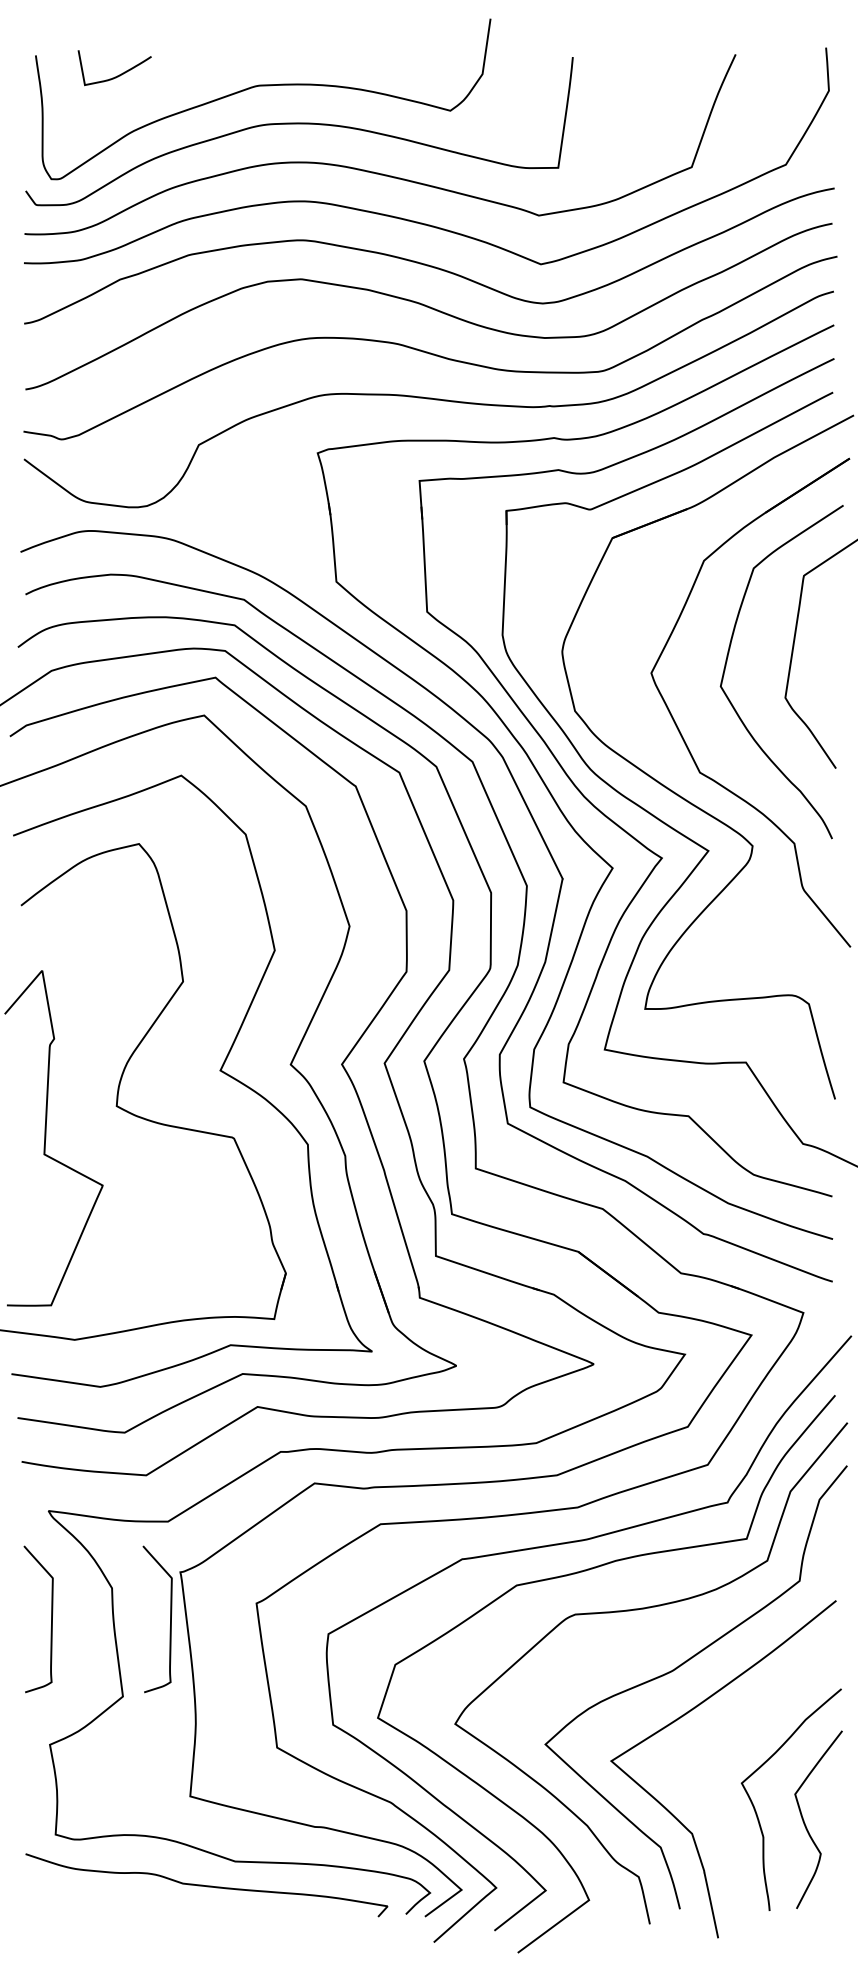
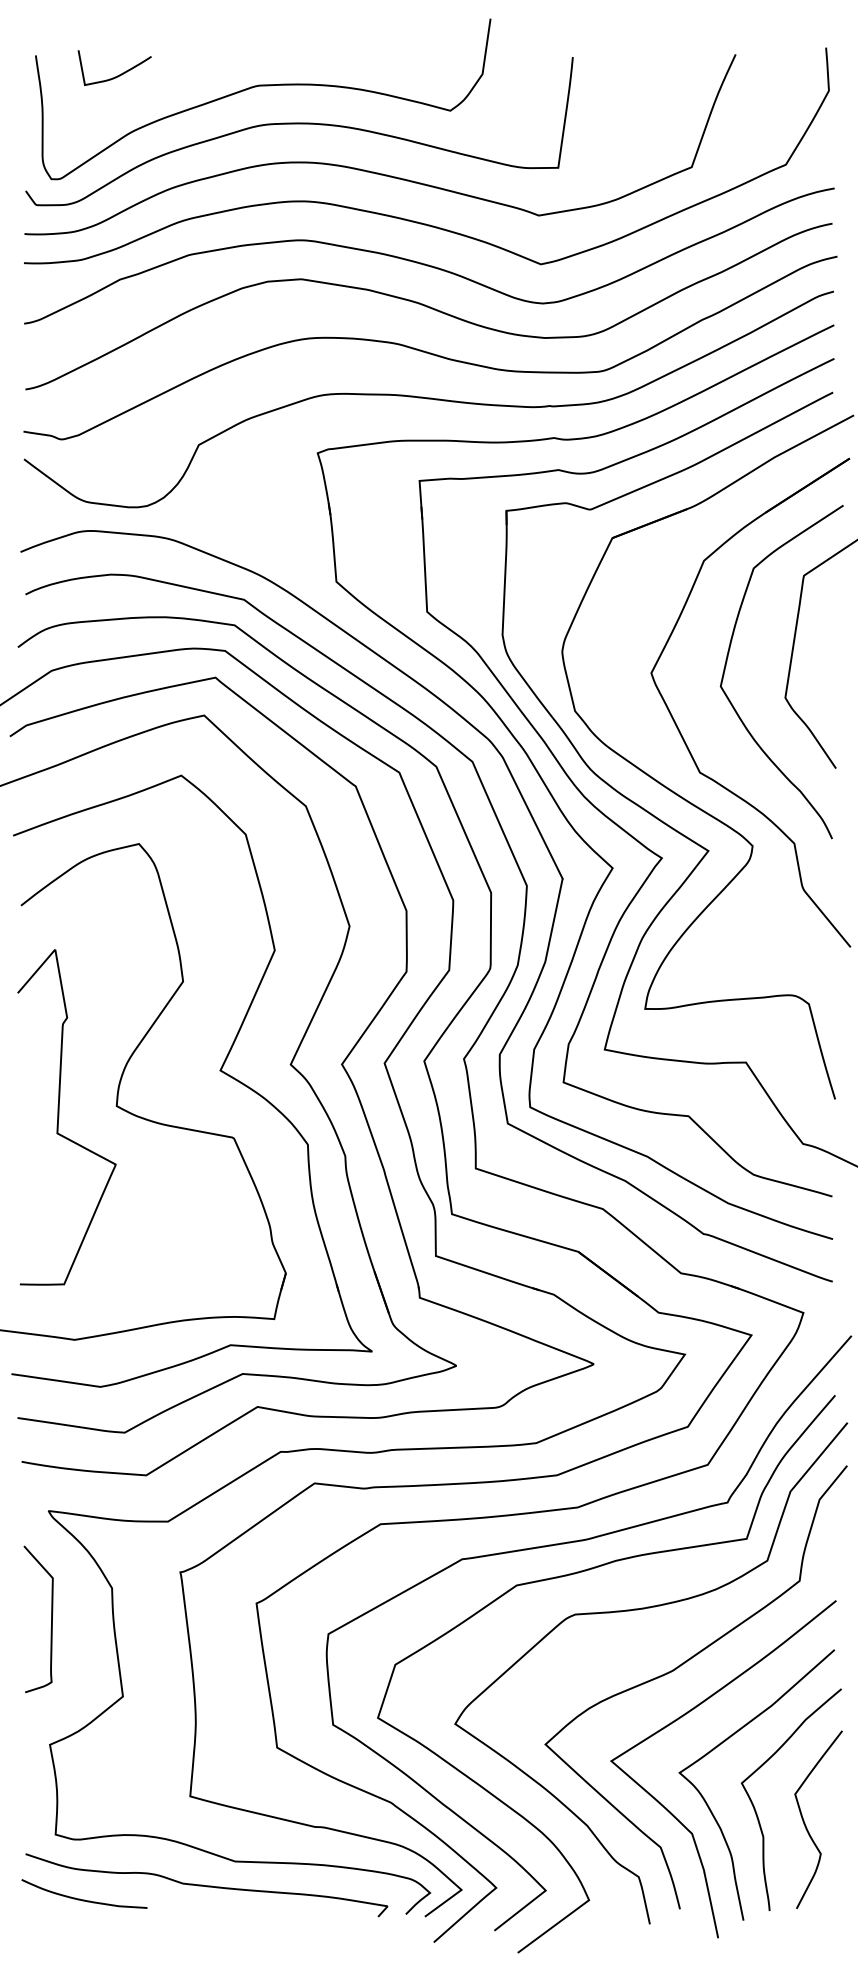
curve position: (46, 1138) -> (59, 1117) (59, 1117)
curve: present -> none (170, 1619)
curve: none -> present (713, 1813)
curve: none -> present (84, 1899)
